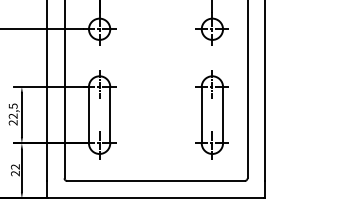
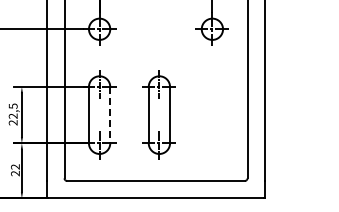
part position: (211, 114) -> (158, 114) (158, 114)
line: solid -> dashed (110, 115)
